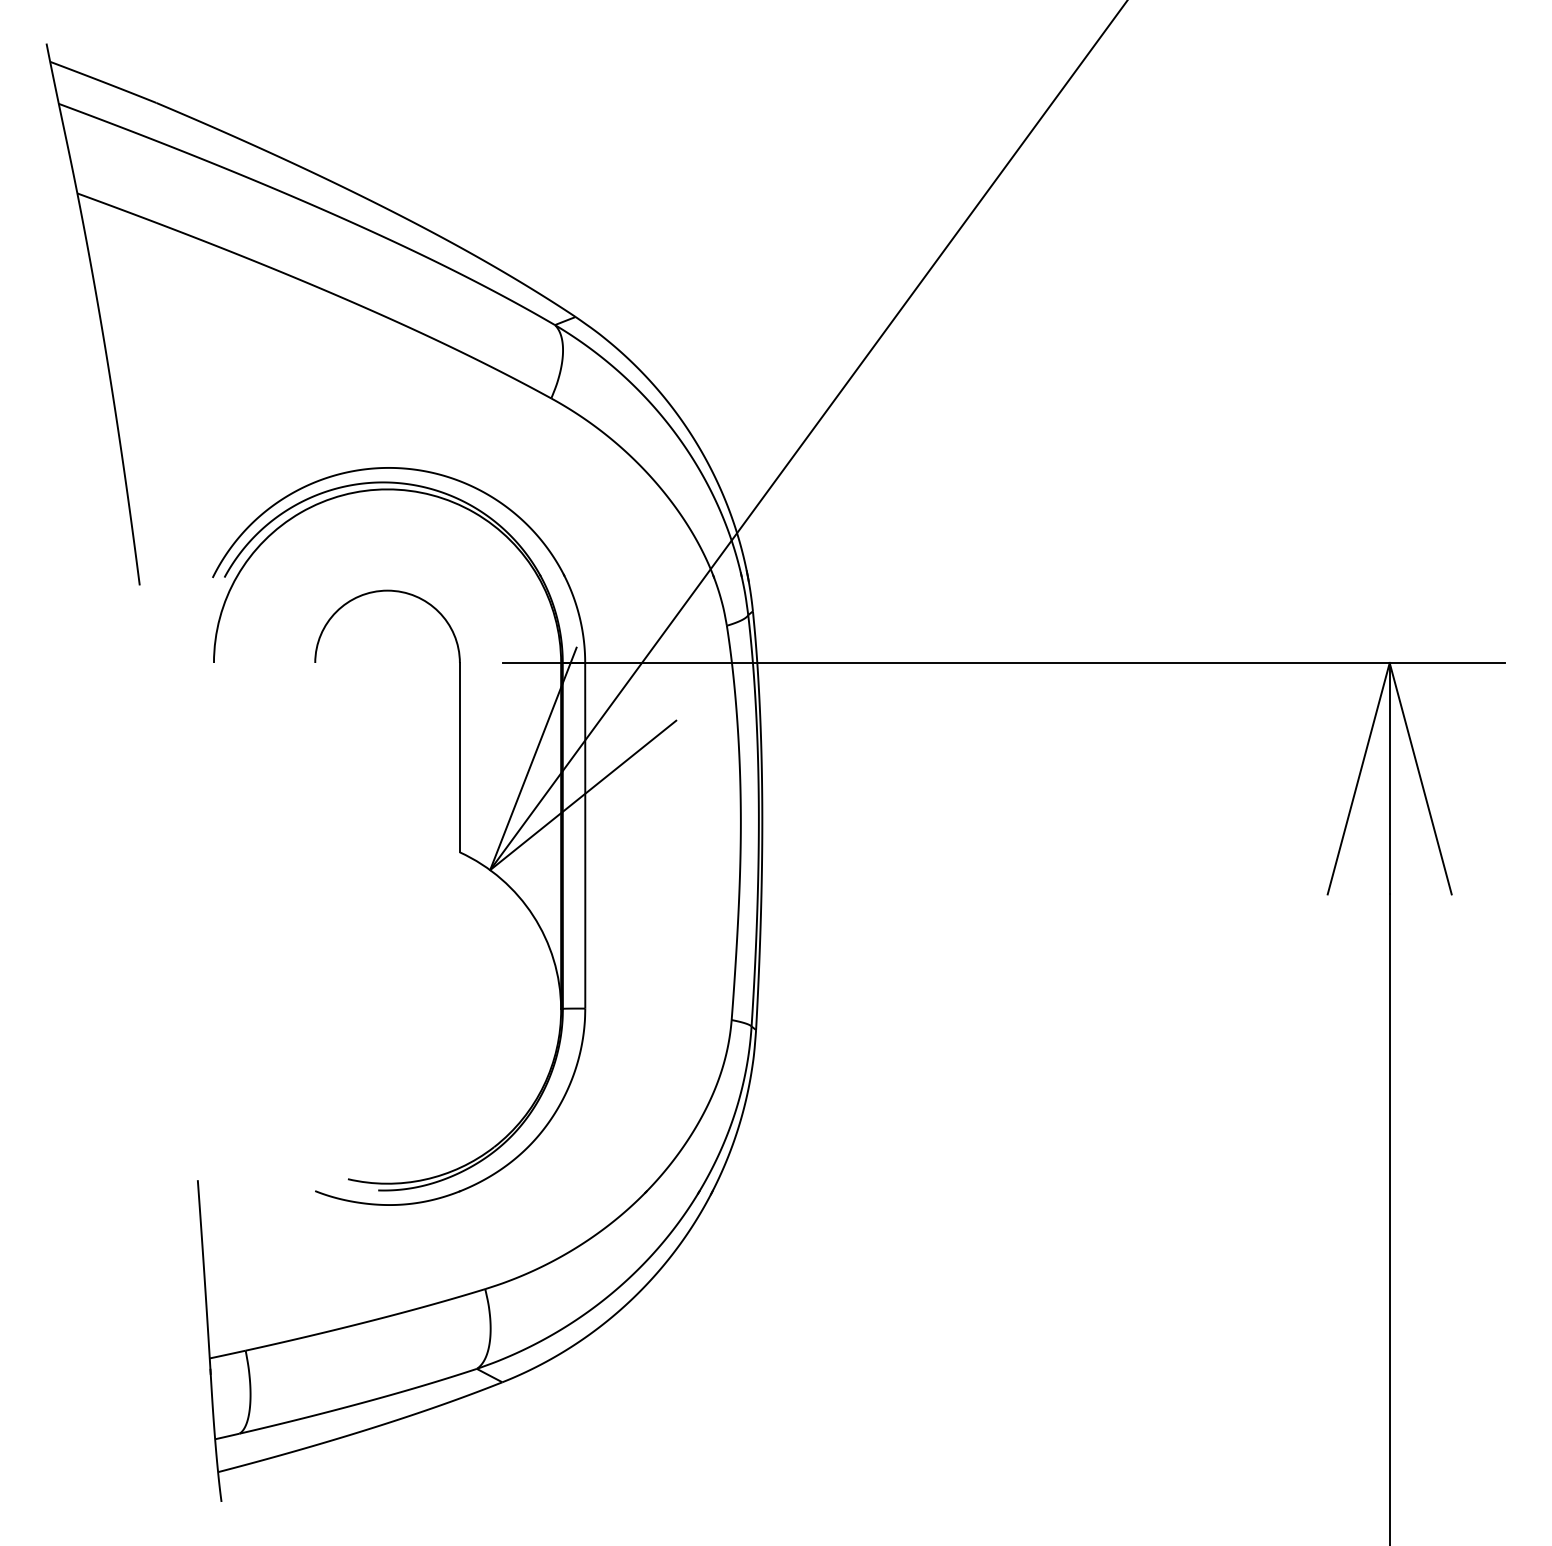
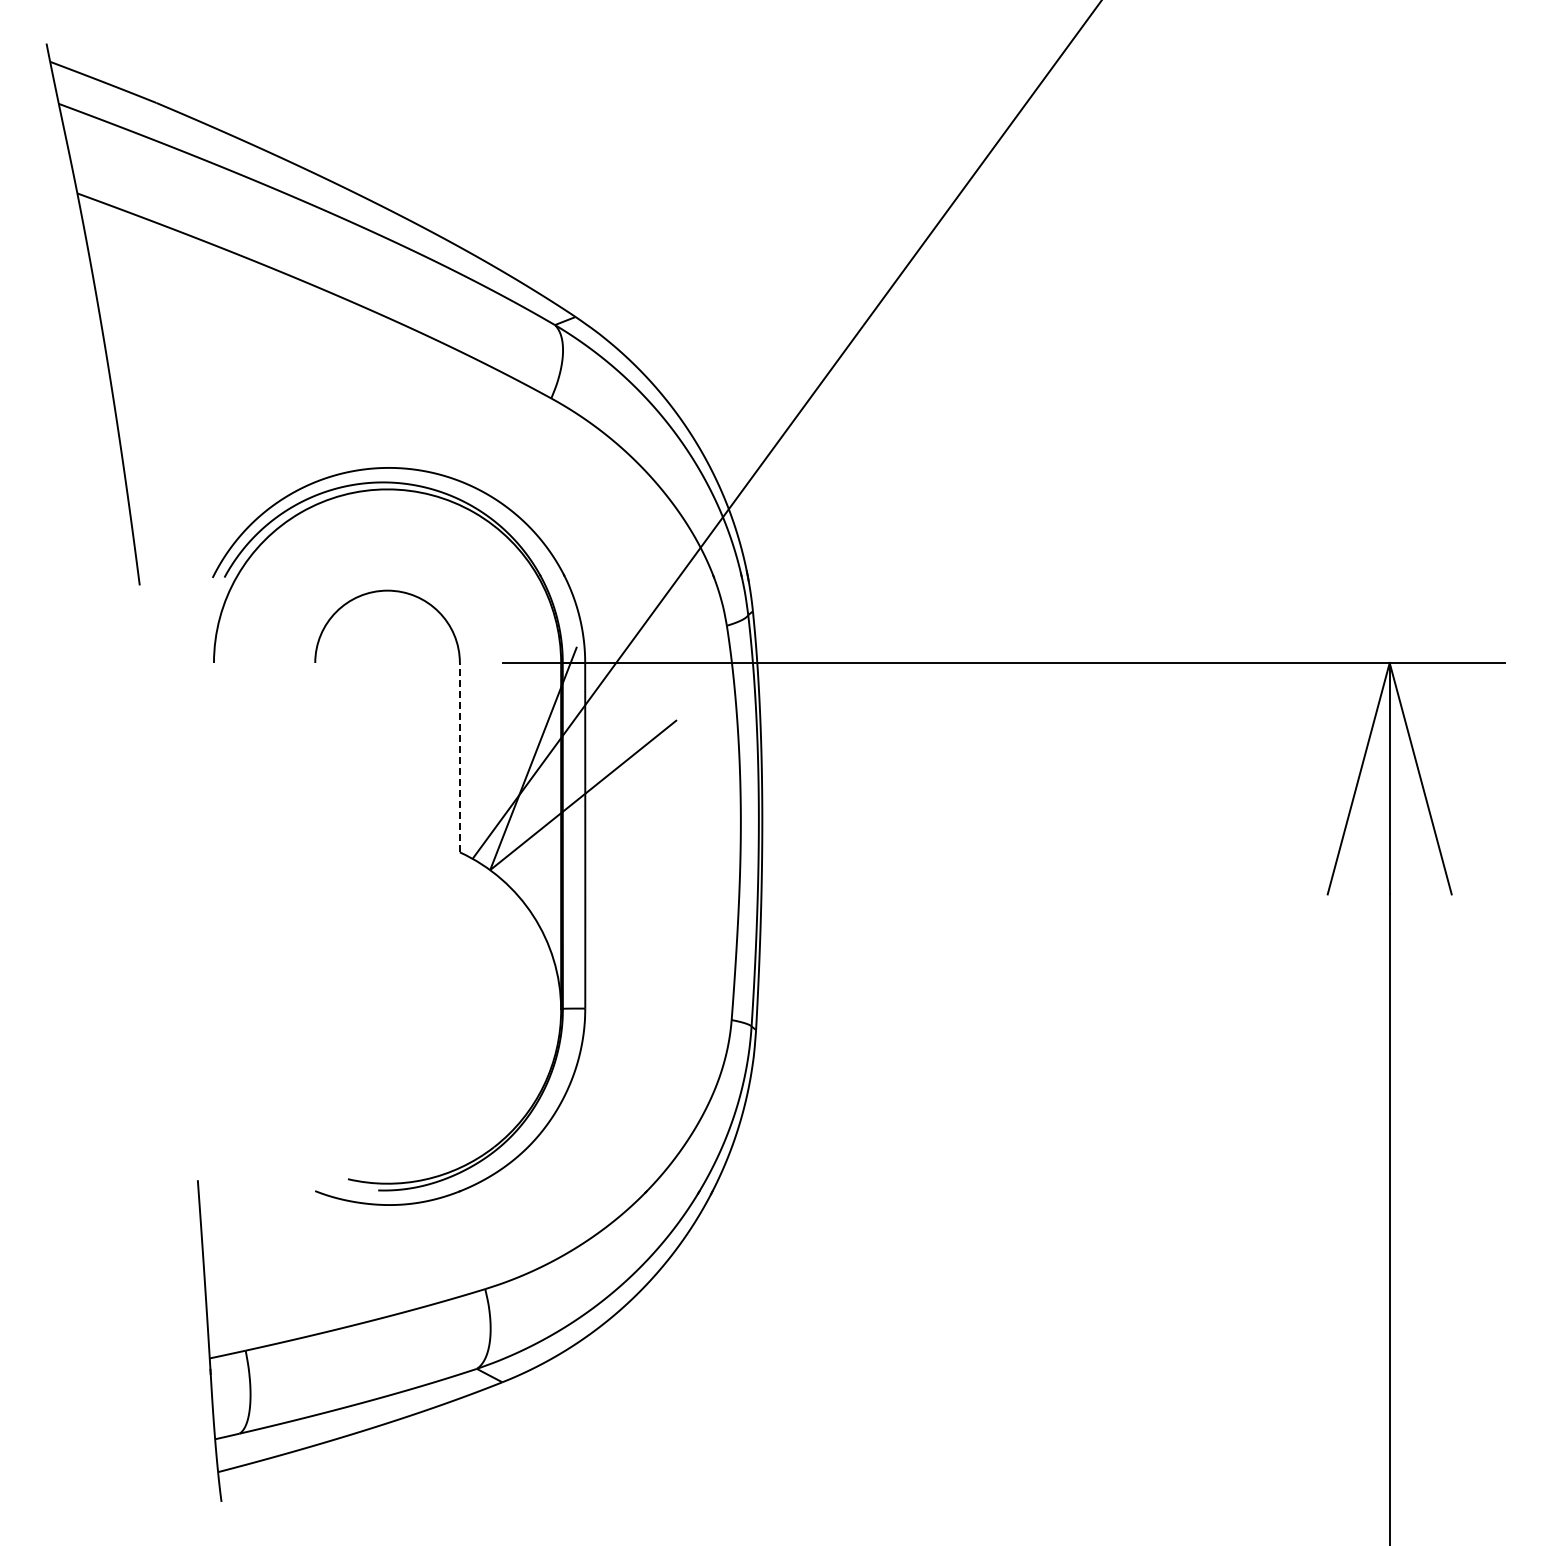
line position: (807, 436) -> (786, 430) (786, 430)
line: solid -> dashed (459, 757)
